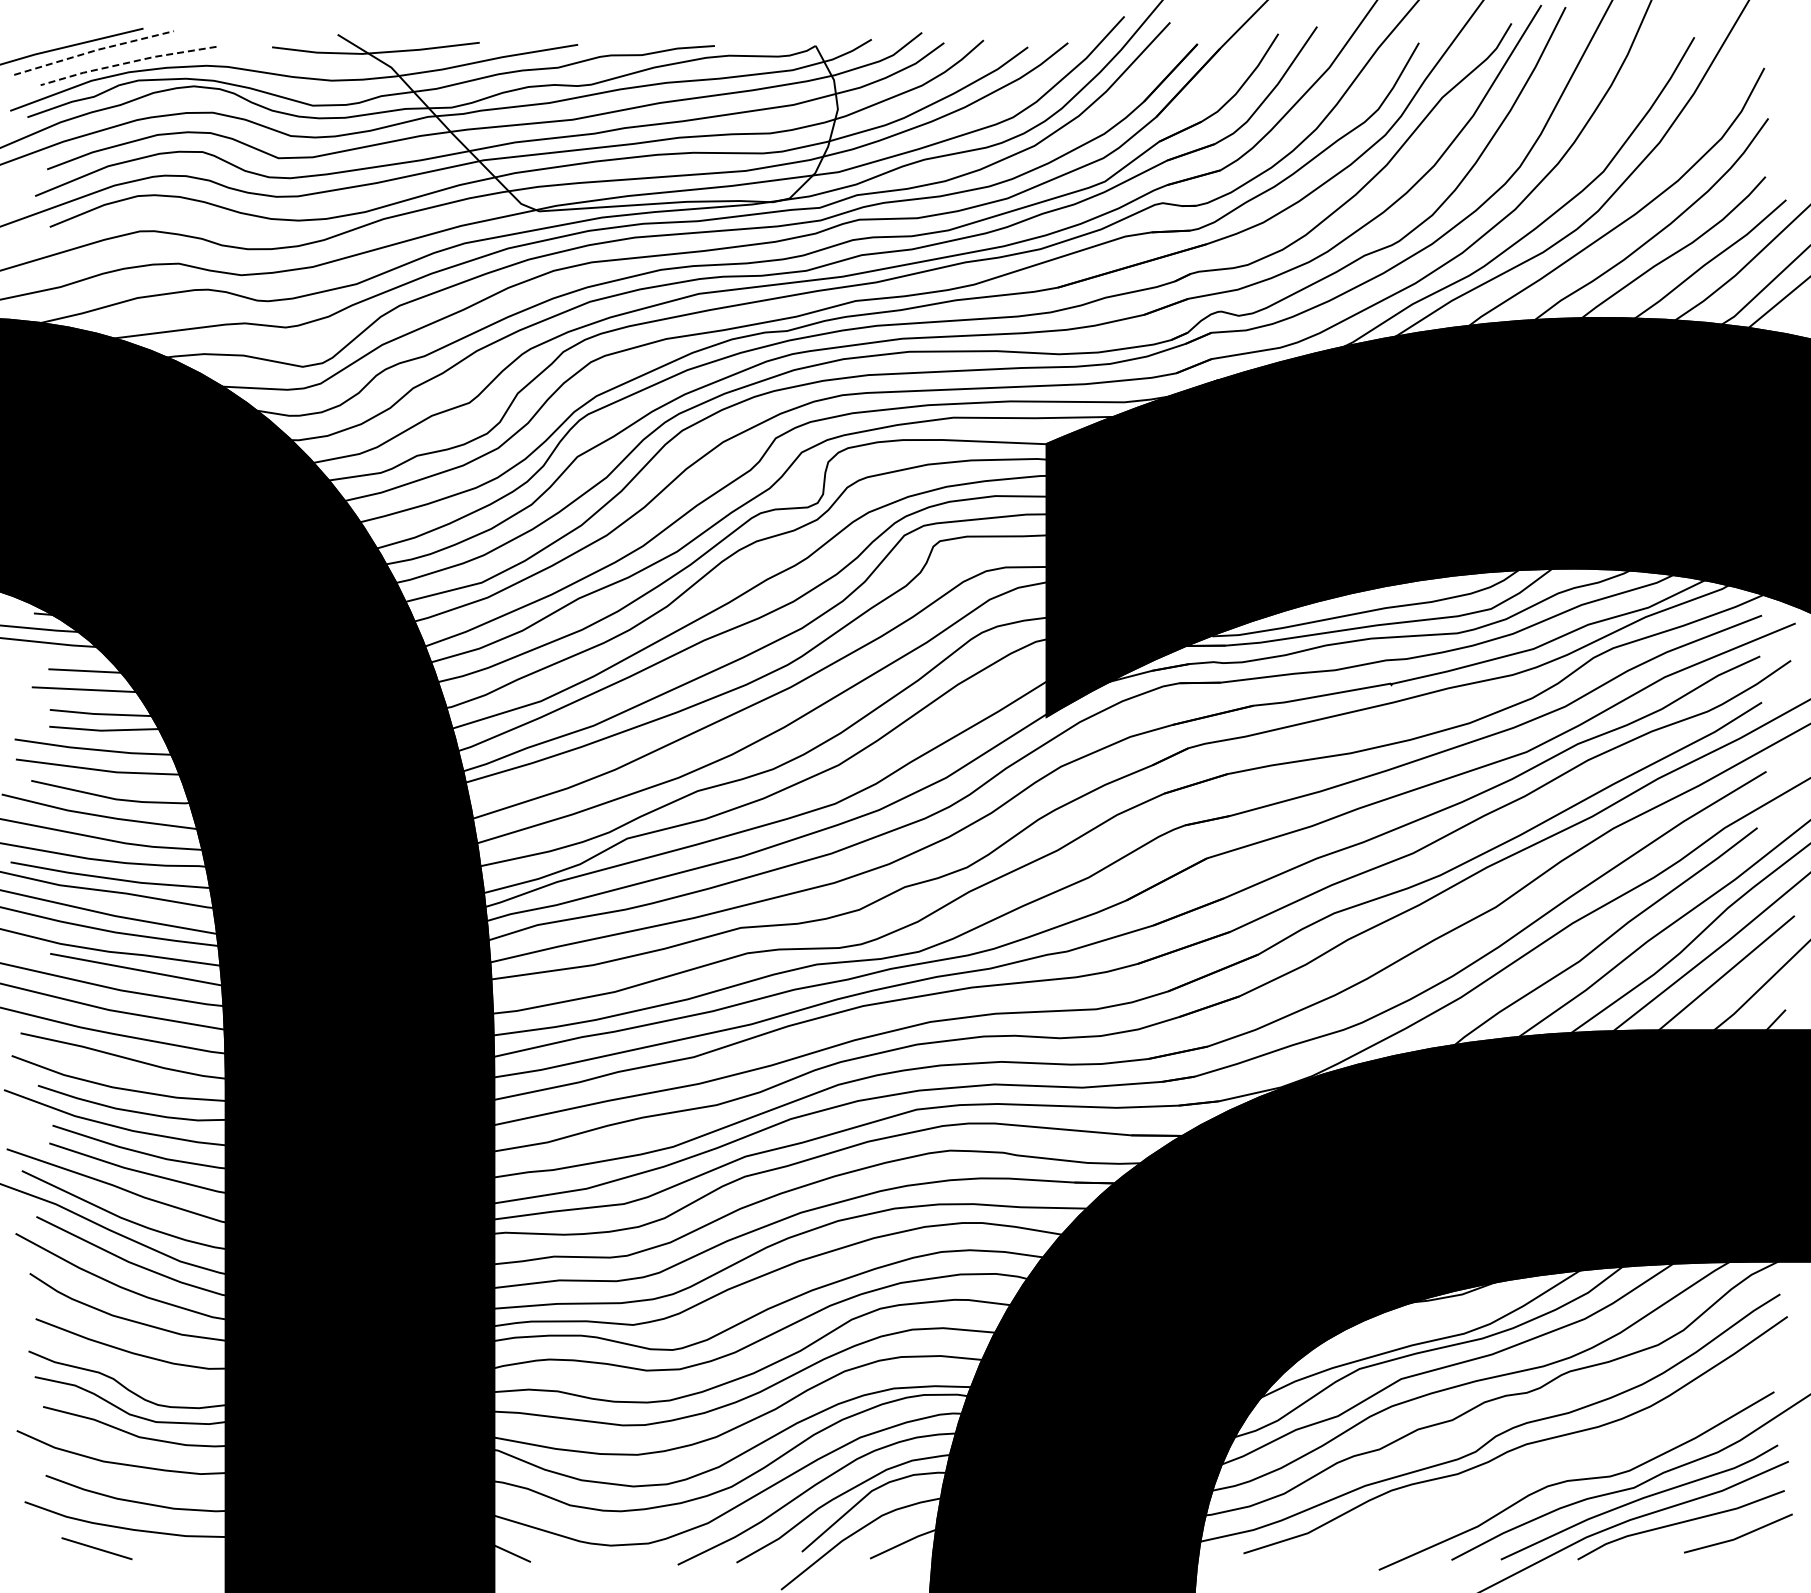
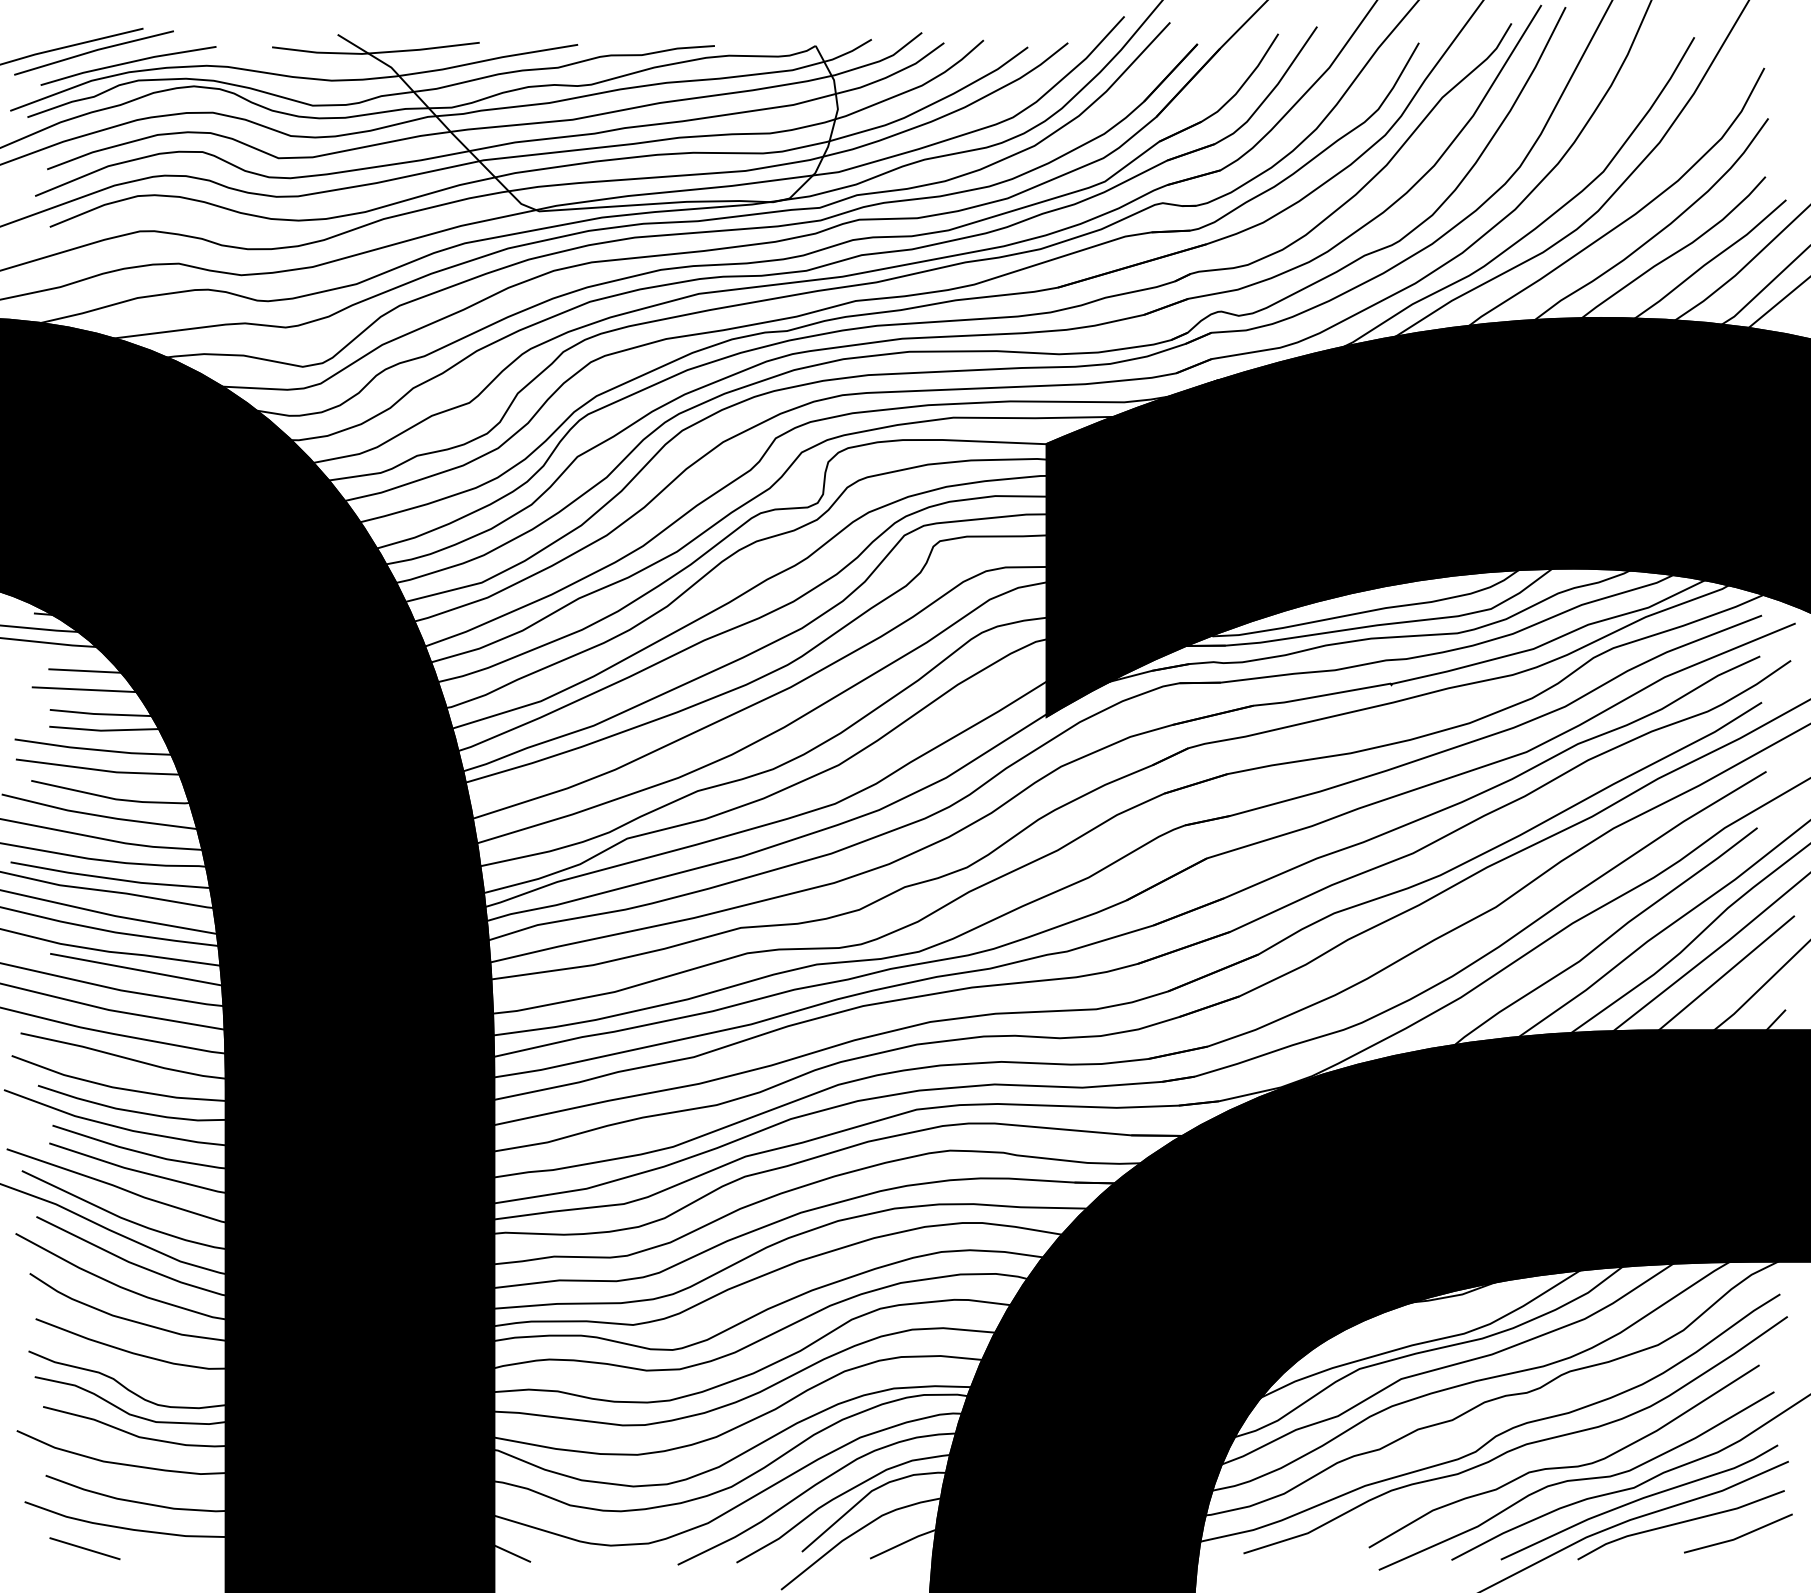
line: dashed -> solid (94, 50)
line: dashed -> solid (127, 63)
curve: none -> present (1563, 1466)
line position: (96, 1548) -> (84, 1548) (84, 1548)
